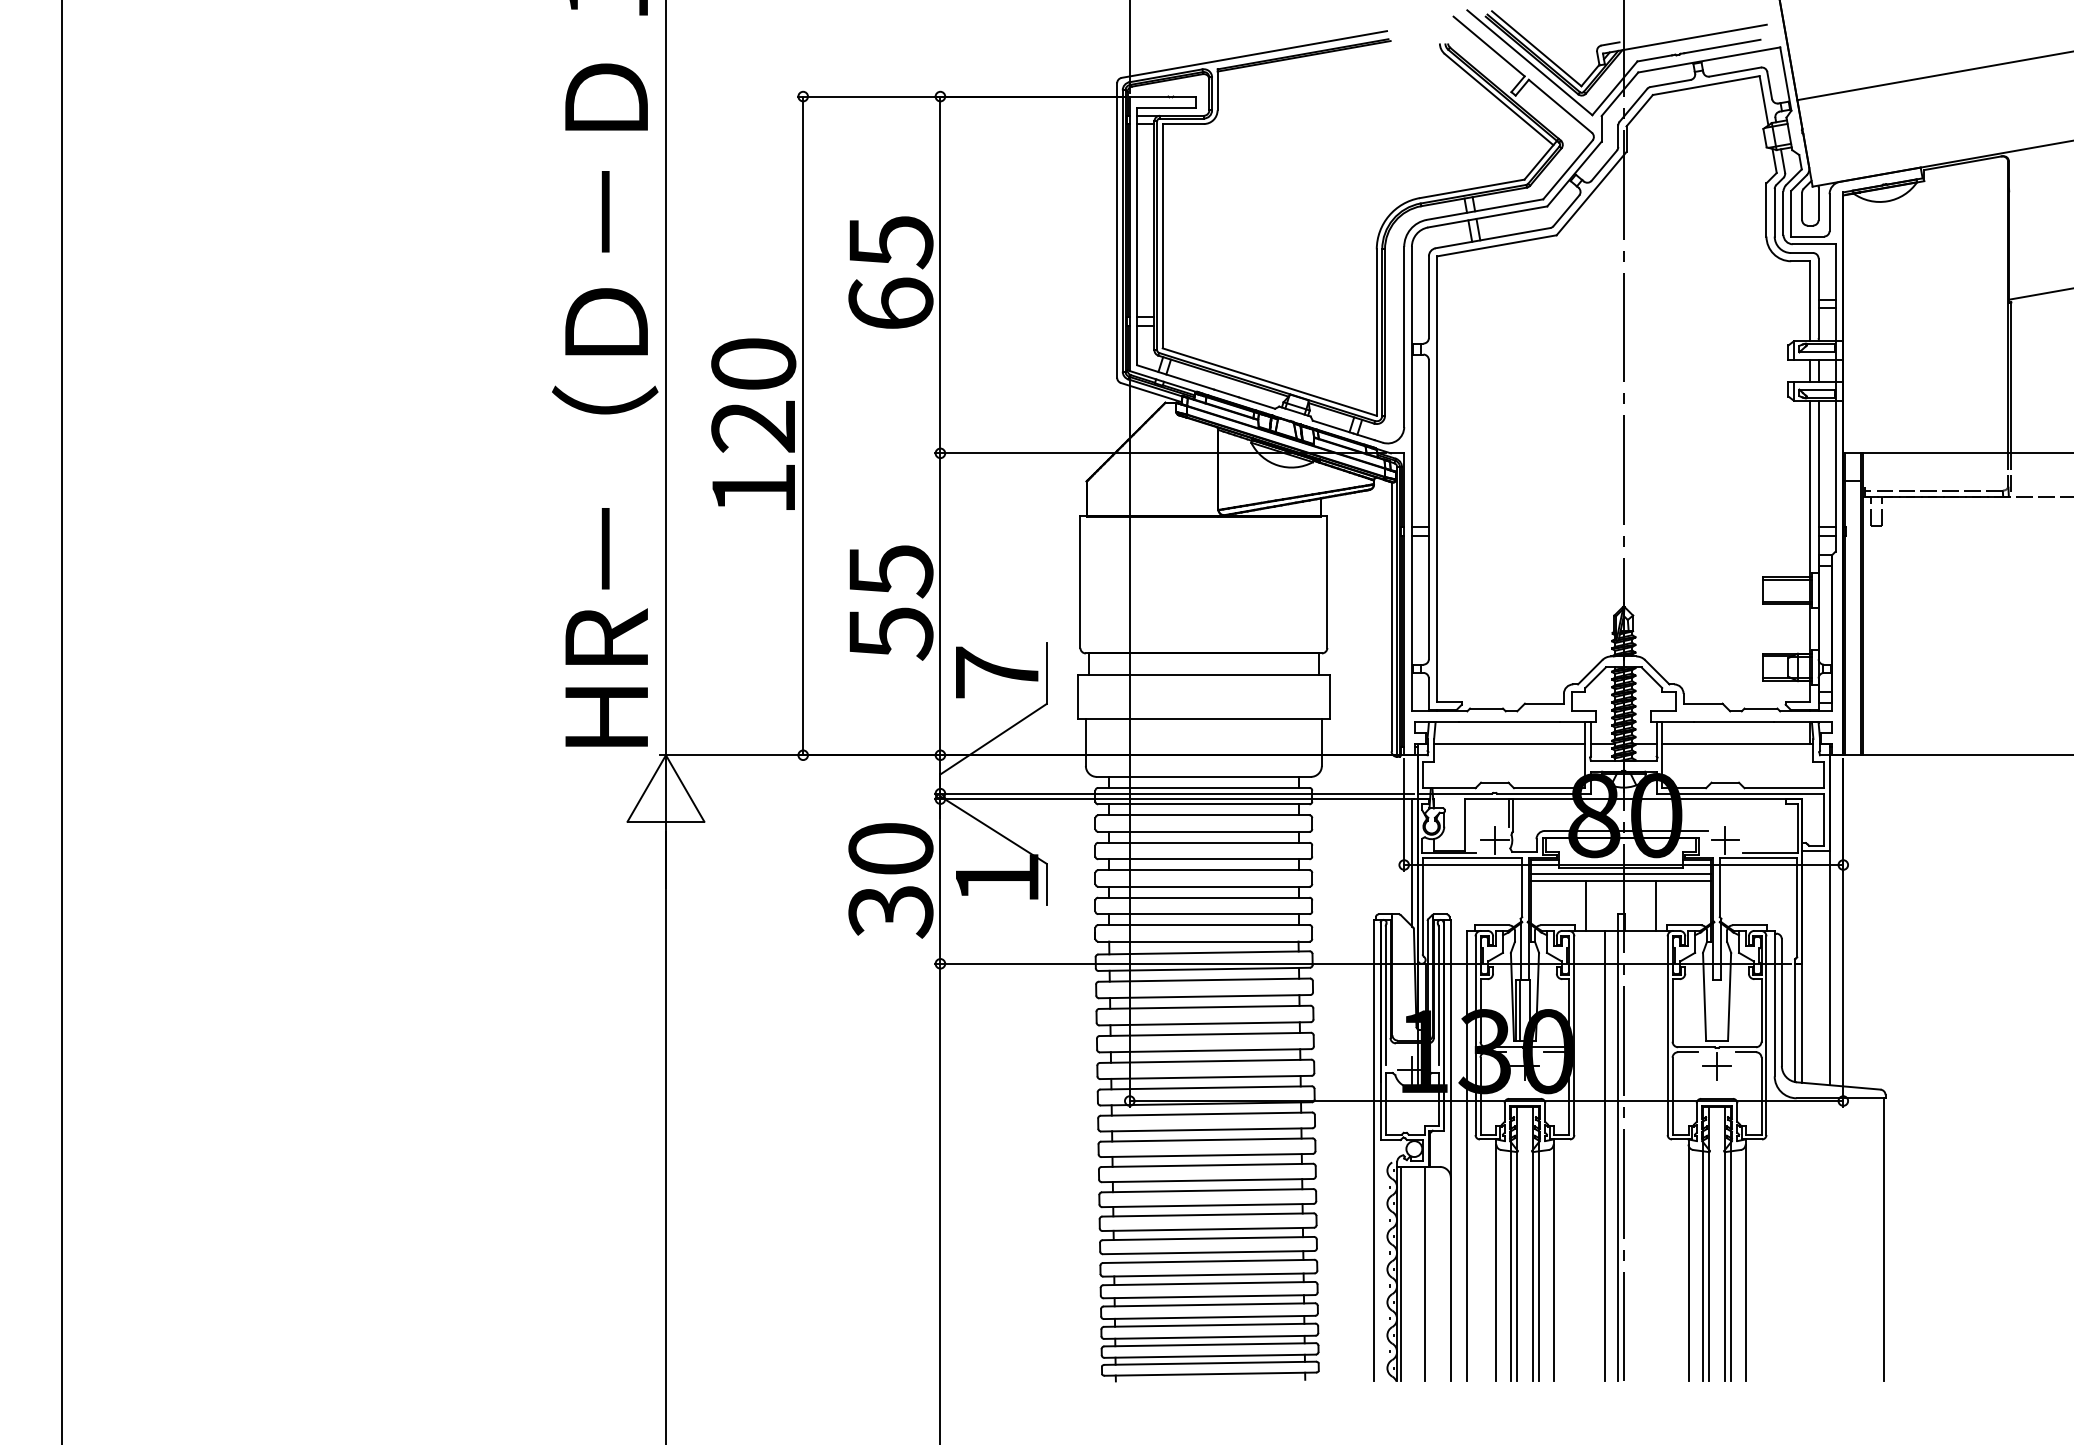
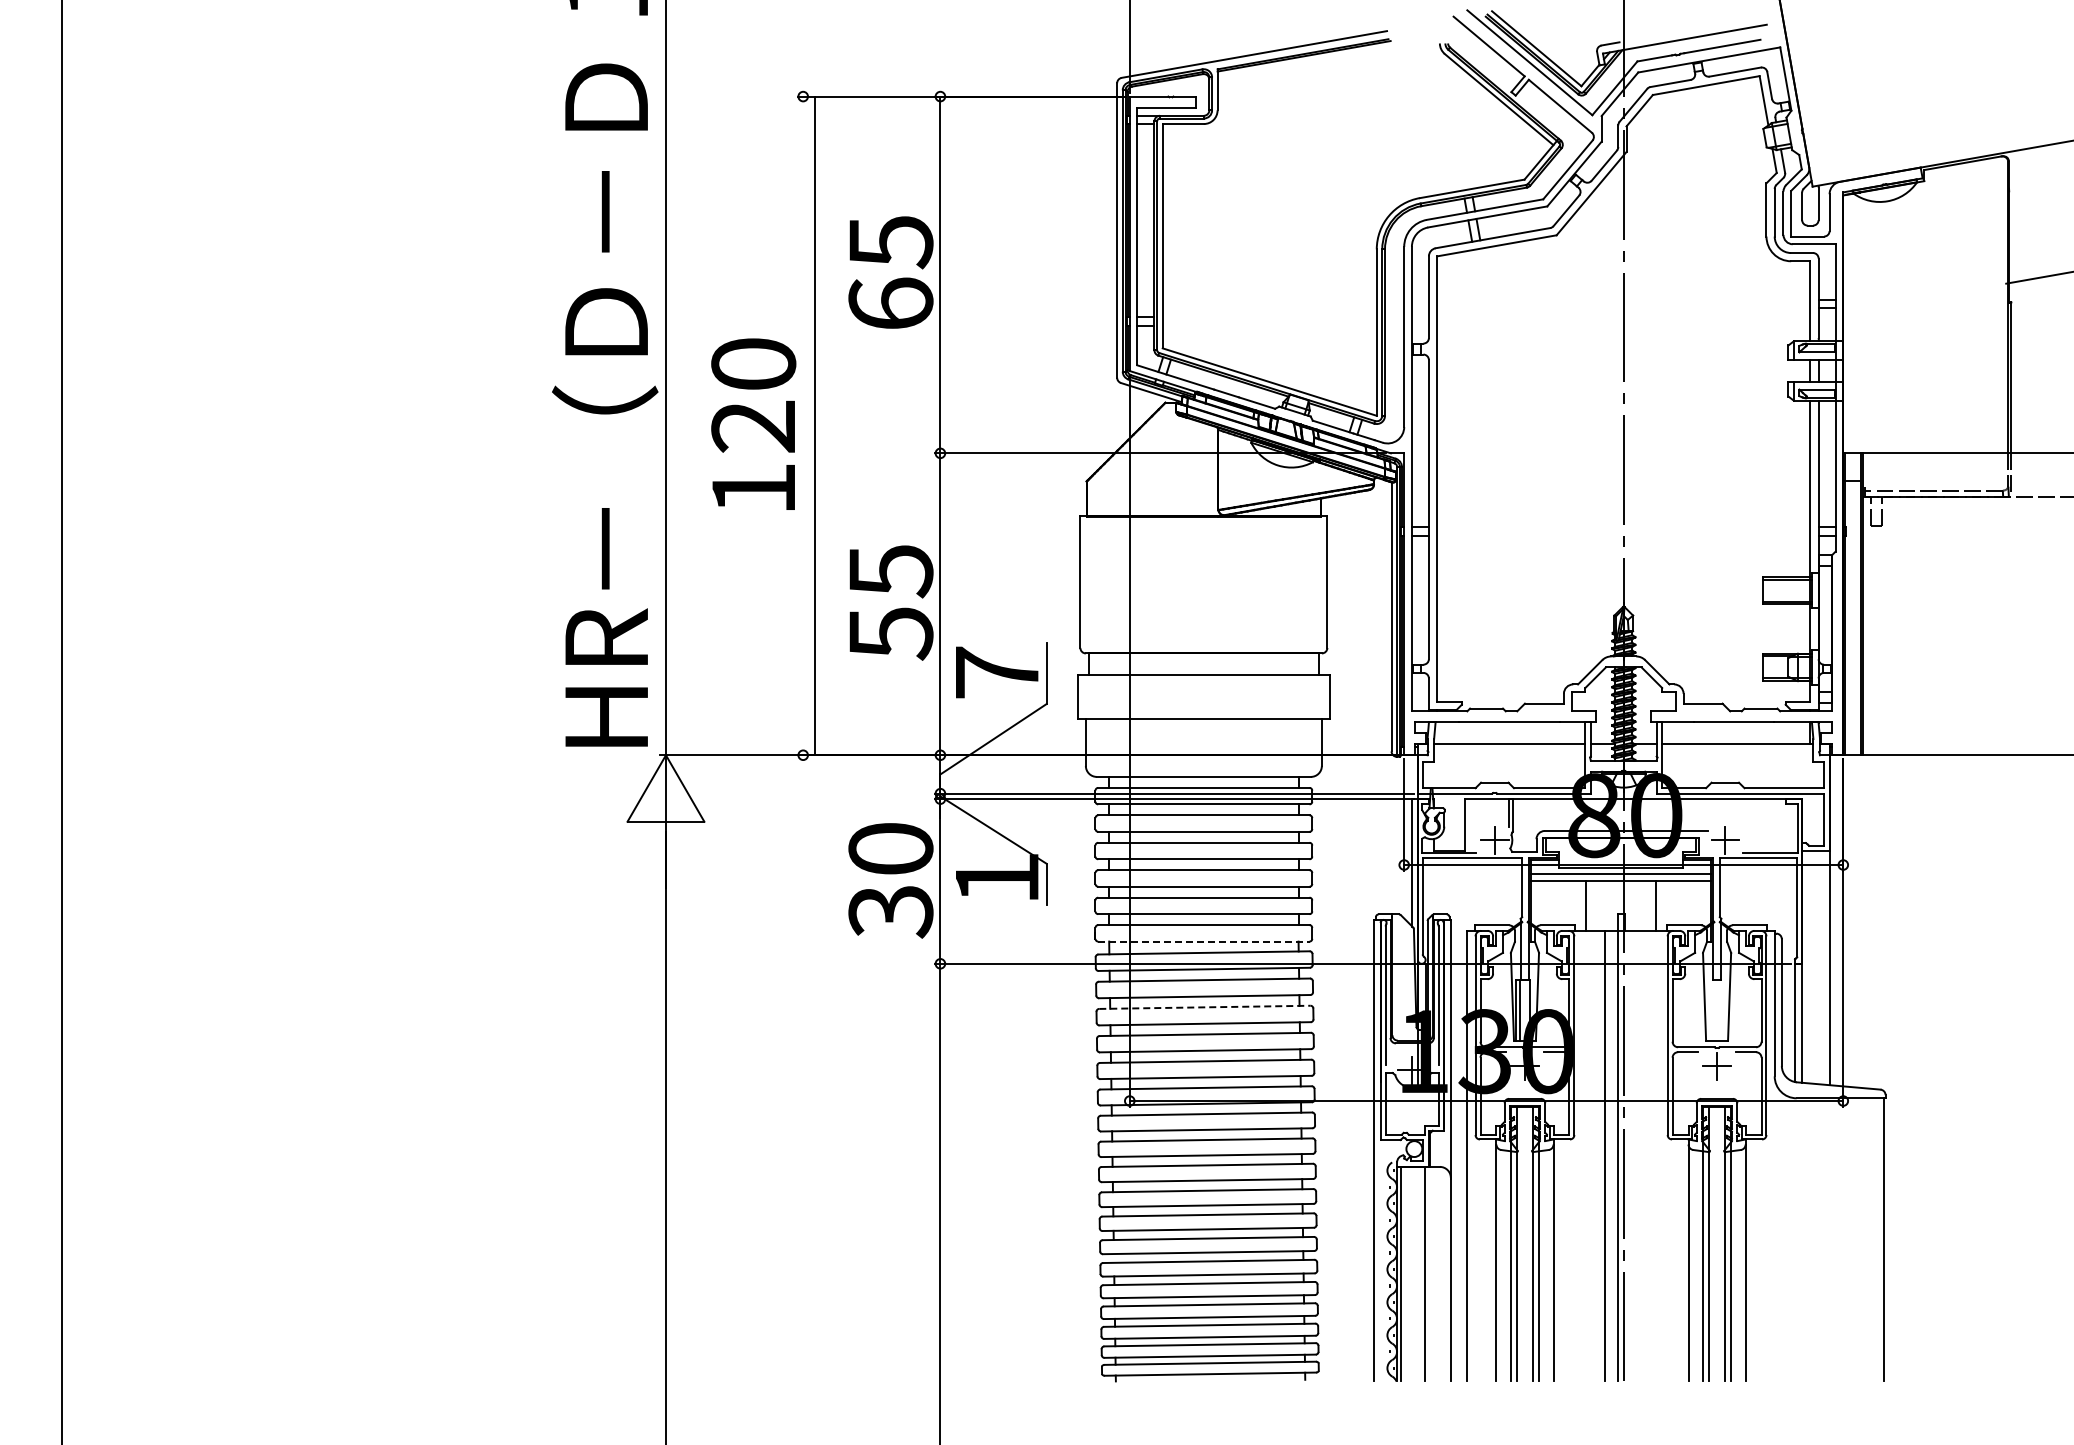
line: present -> none (1933, 76)
line position: (2039, 293) -> (2038, 277) (2038, 277)
line position: (803, 425) -> (815, 425) (815, 425)
line: solid -> dashed (1203, 941)
line: solid -> dashed (1204, 1007)
